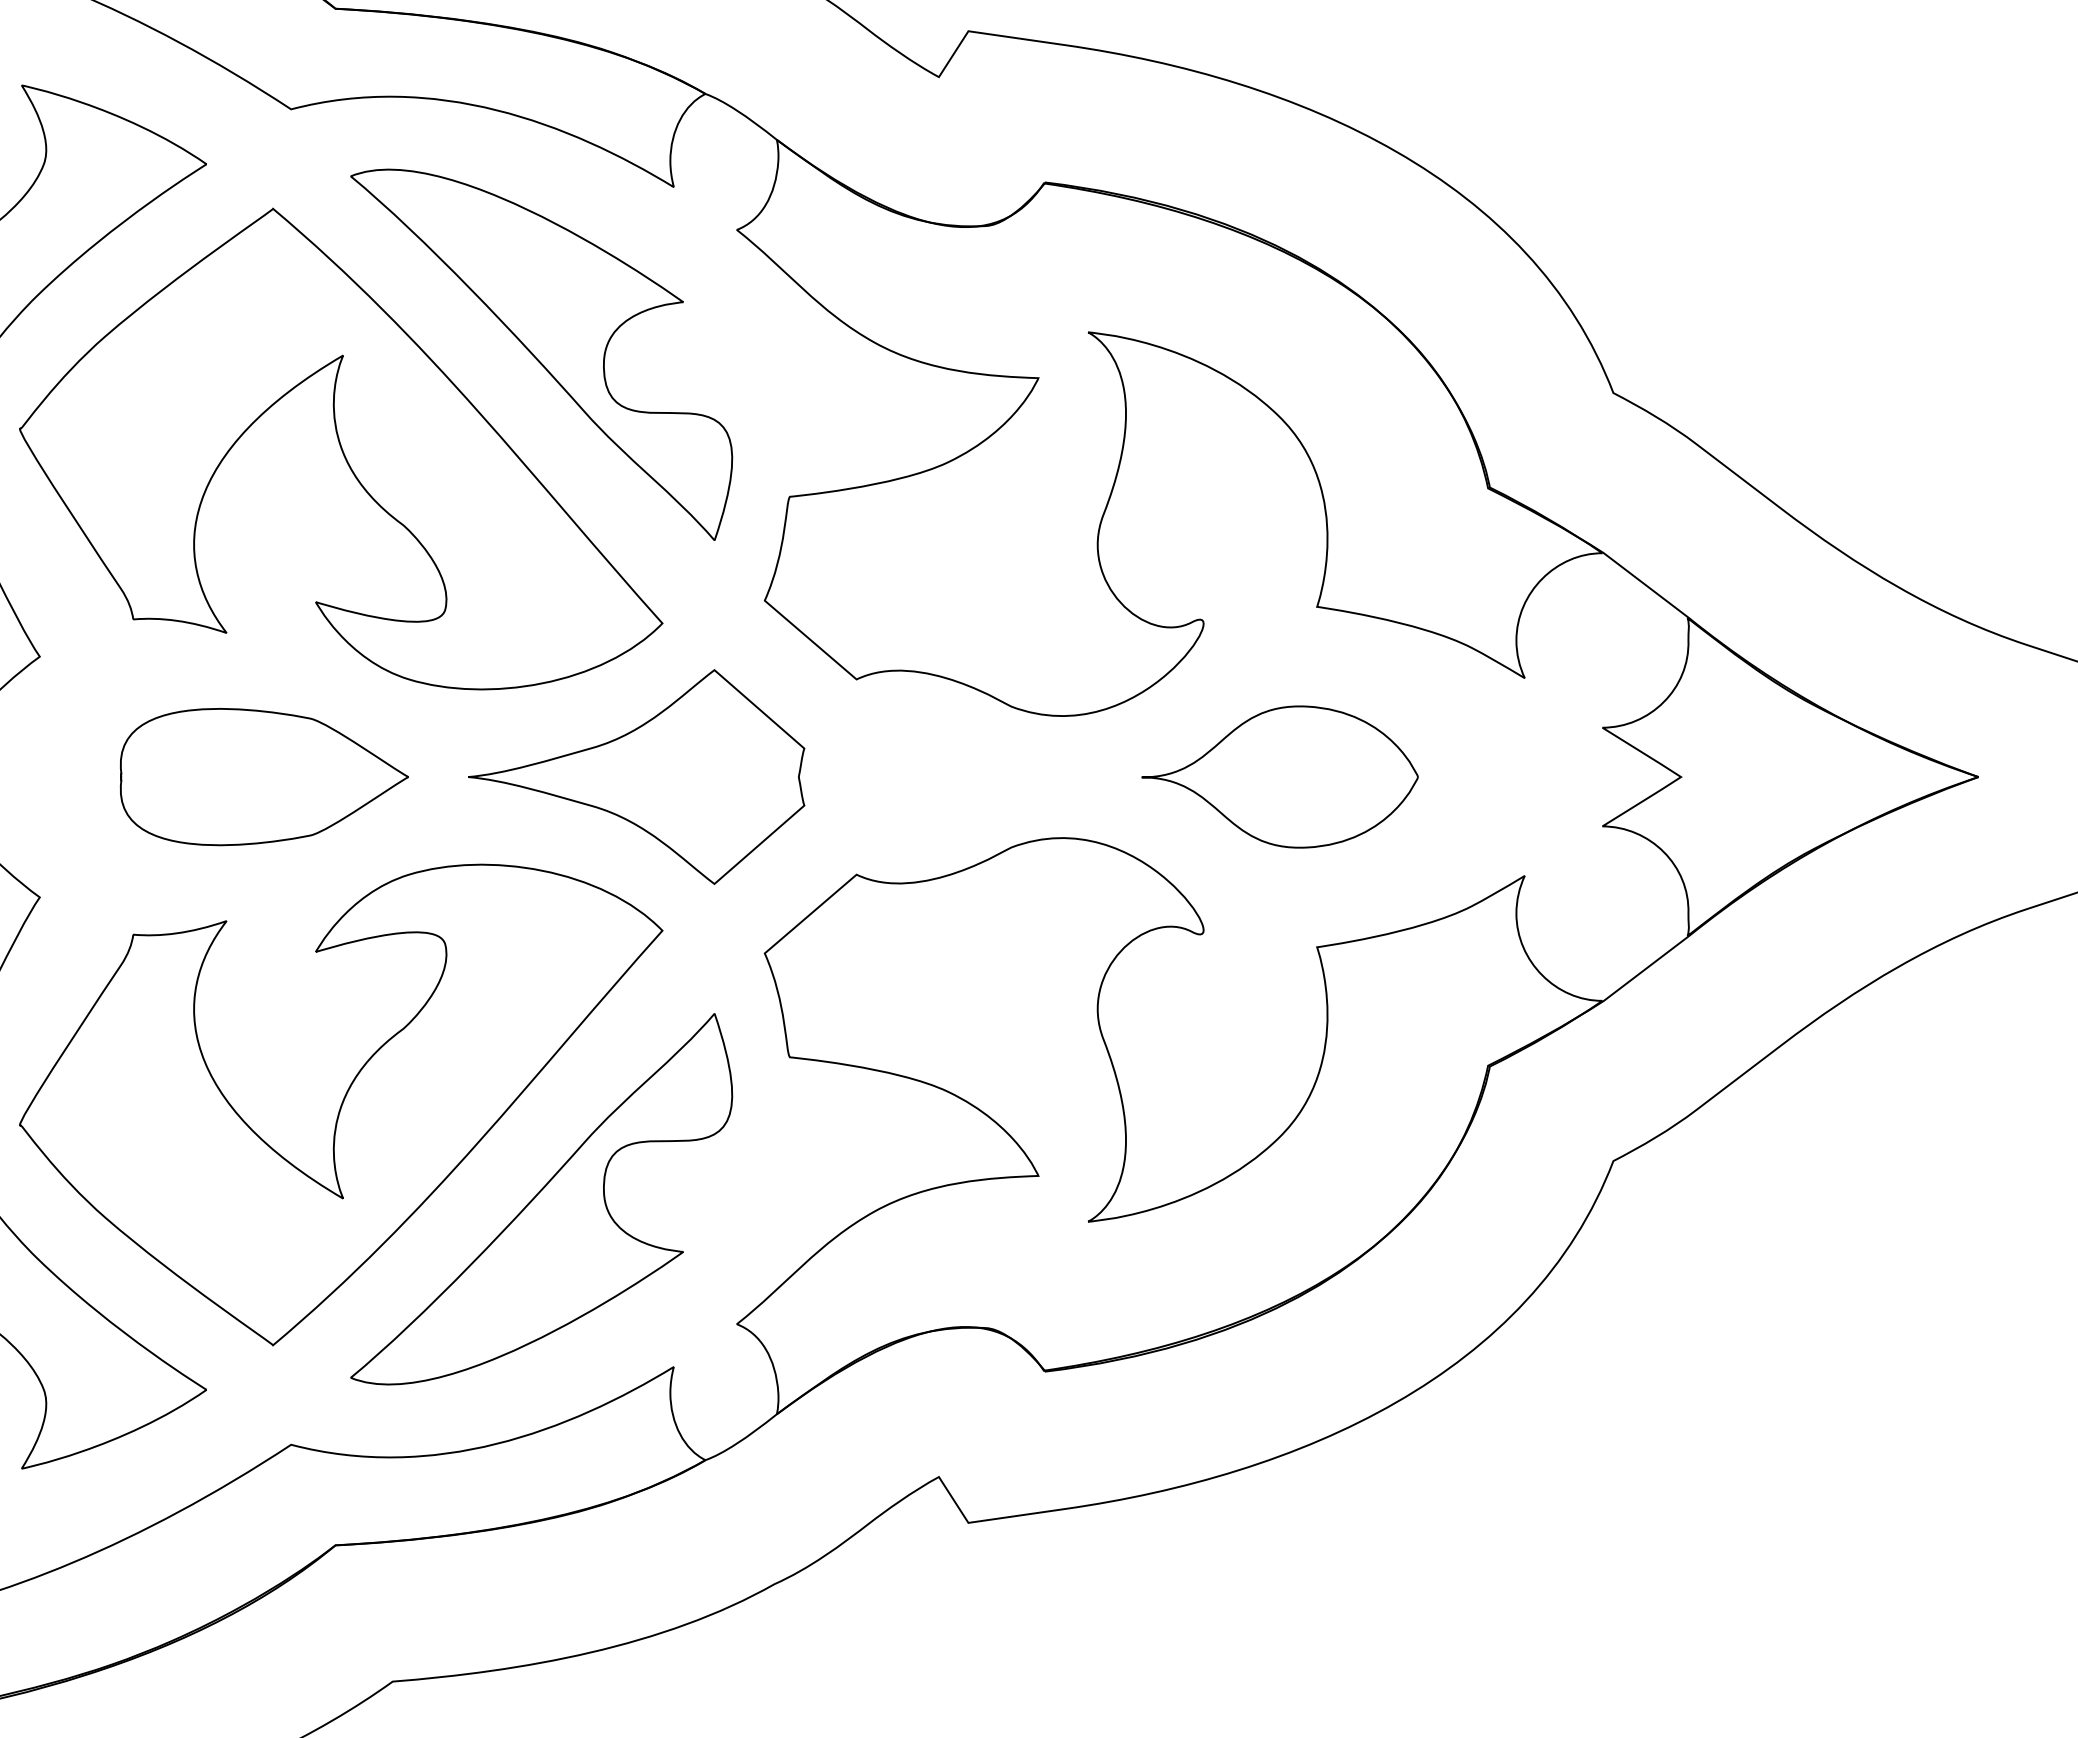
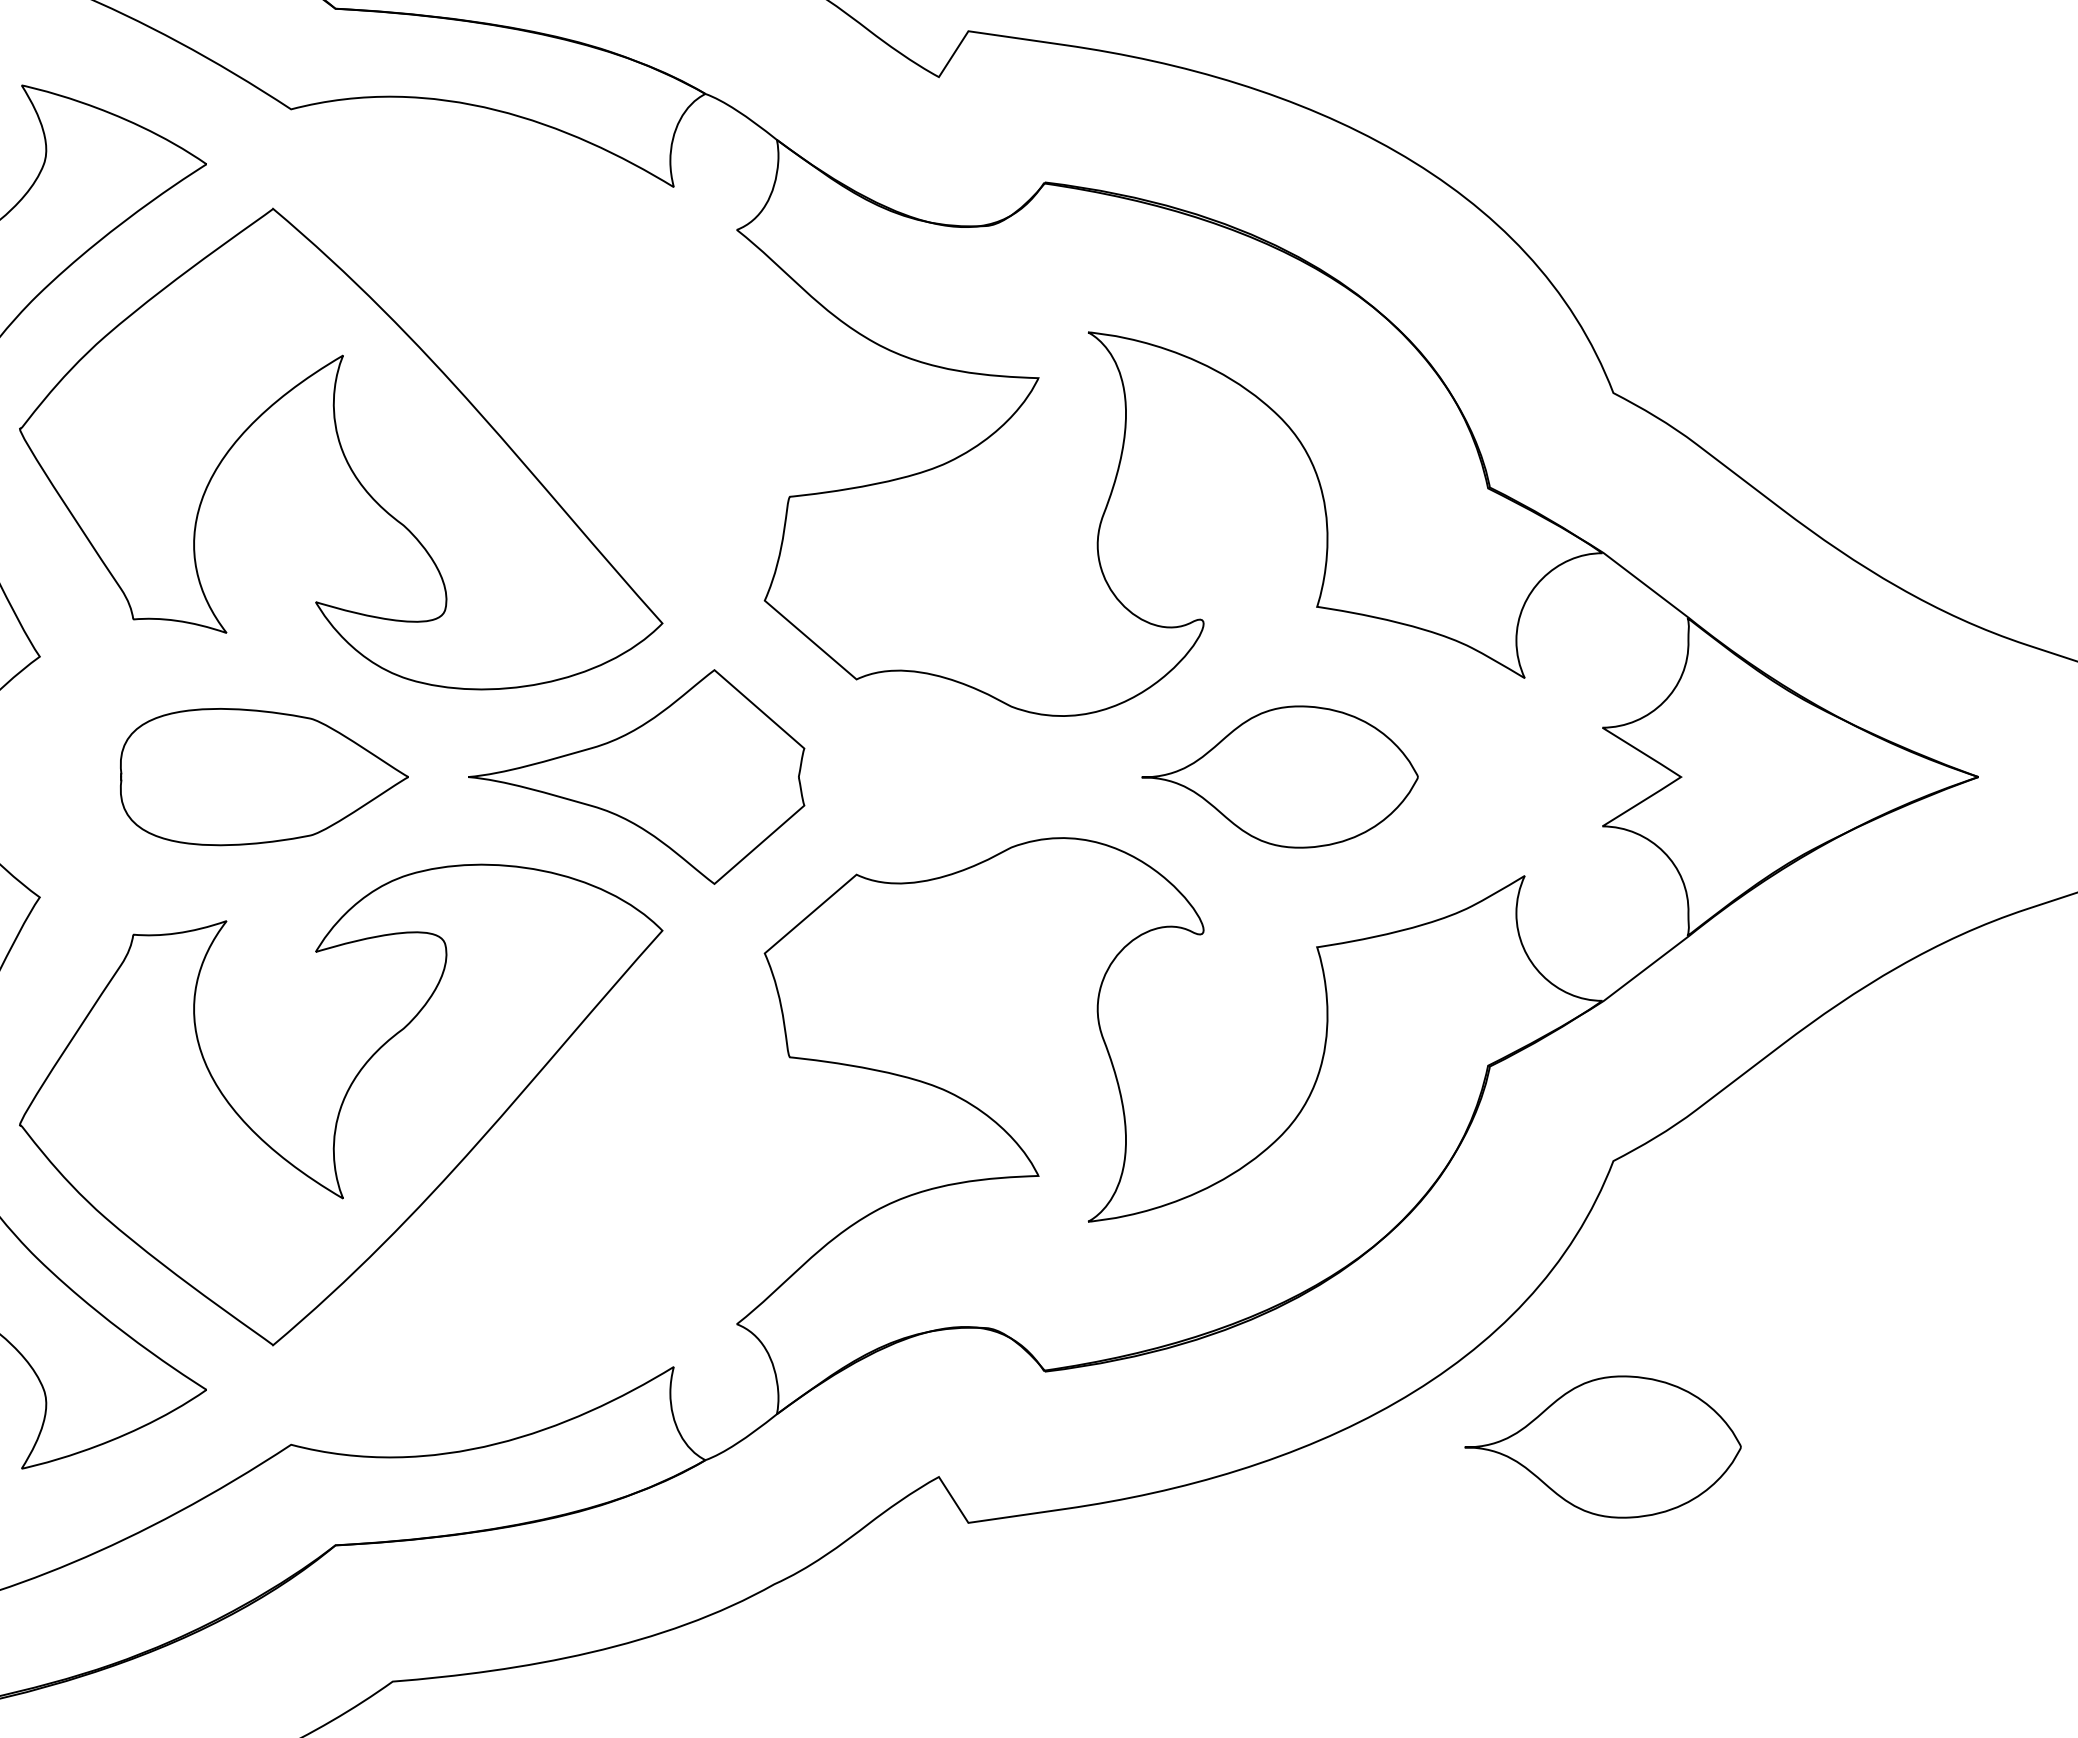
part: present -> none (541, 354)
part: present -> none (541, 1199)
part: none -> present (1602, 1446)
